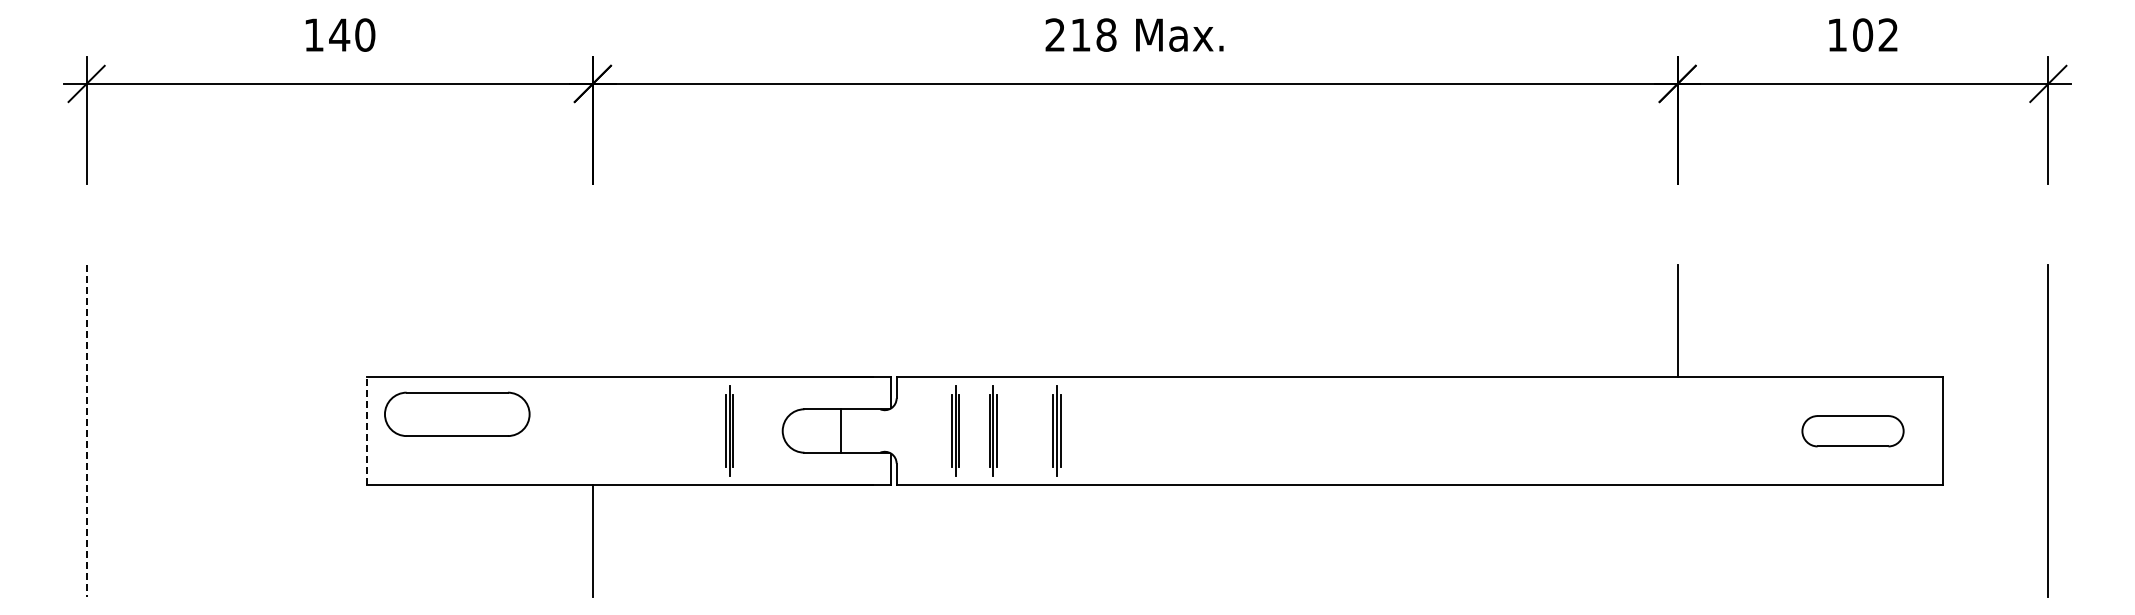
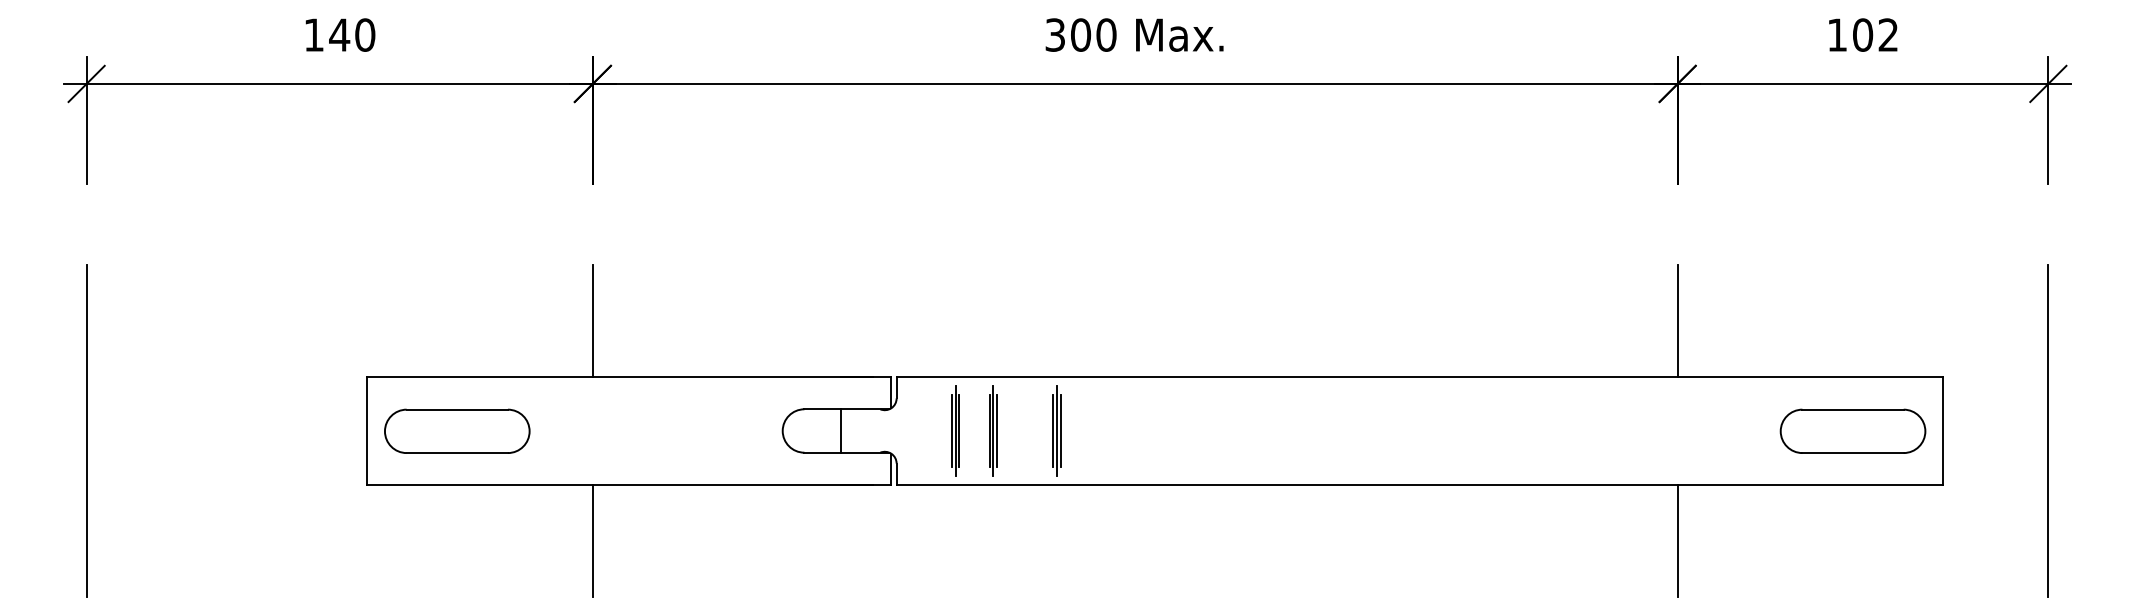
text: 218 -> 300 (1080, 34)
line: none -> present (592, 320)
part position: (457, 413) -> (457, 430) (457, 430)
line: dashed -> solid (366, 430)
part: present -> none (729, 430)
line: dashed -> solid (86, 431)
part size: 104x33 px -> 148x46 px (1852, 430)
line: none -> present (1677, 540)
